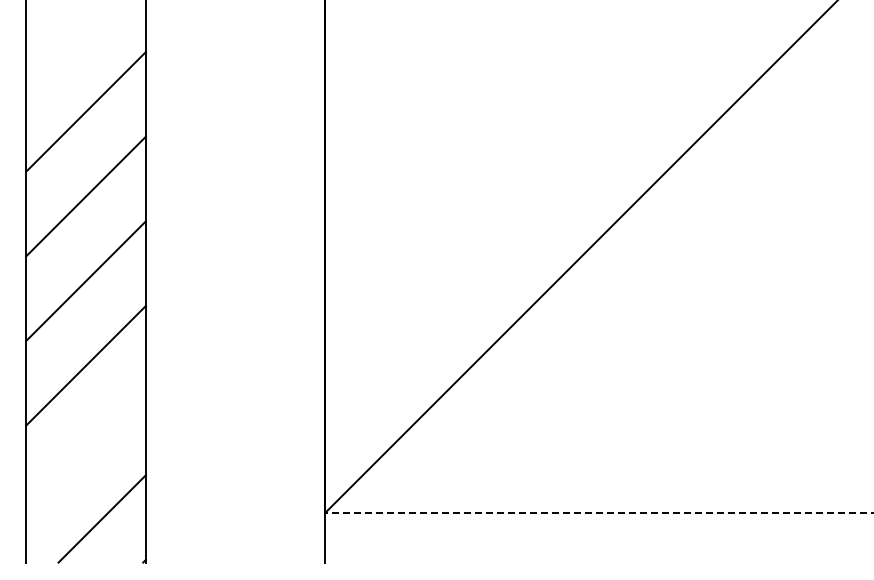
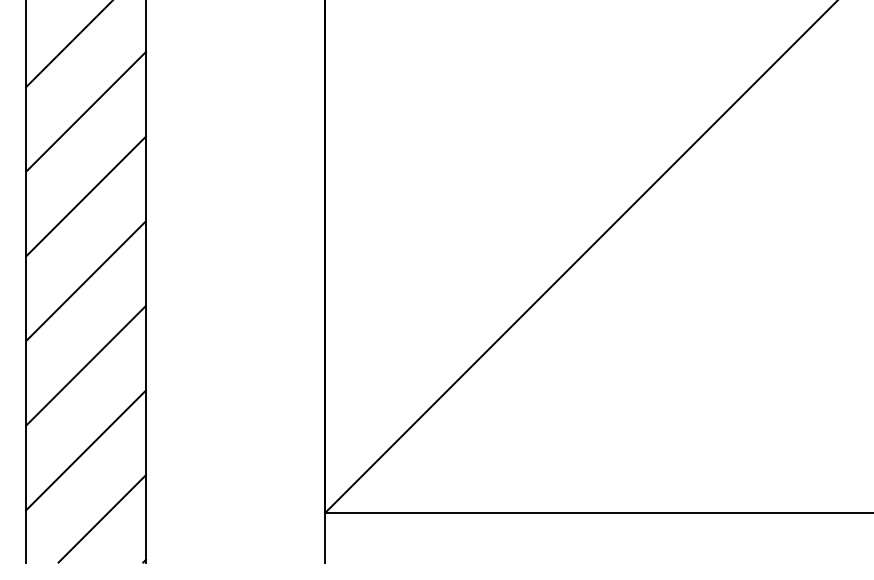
line: none -> present (68, 44)
line: none -> present (85, 450)
line: dashed -> solid (599, 512)
